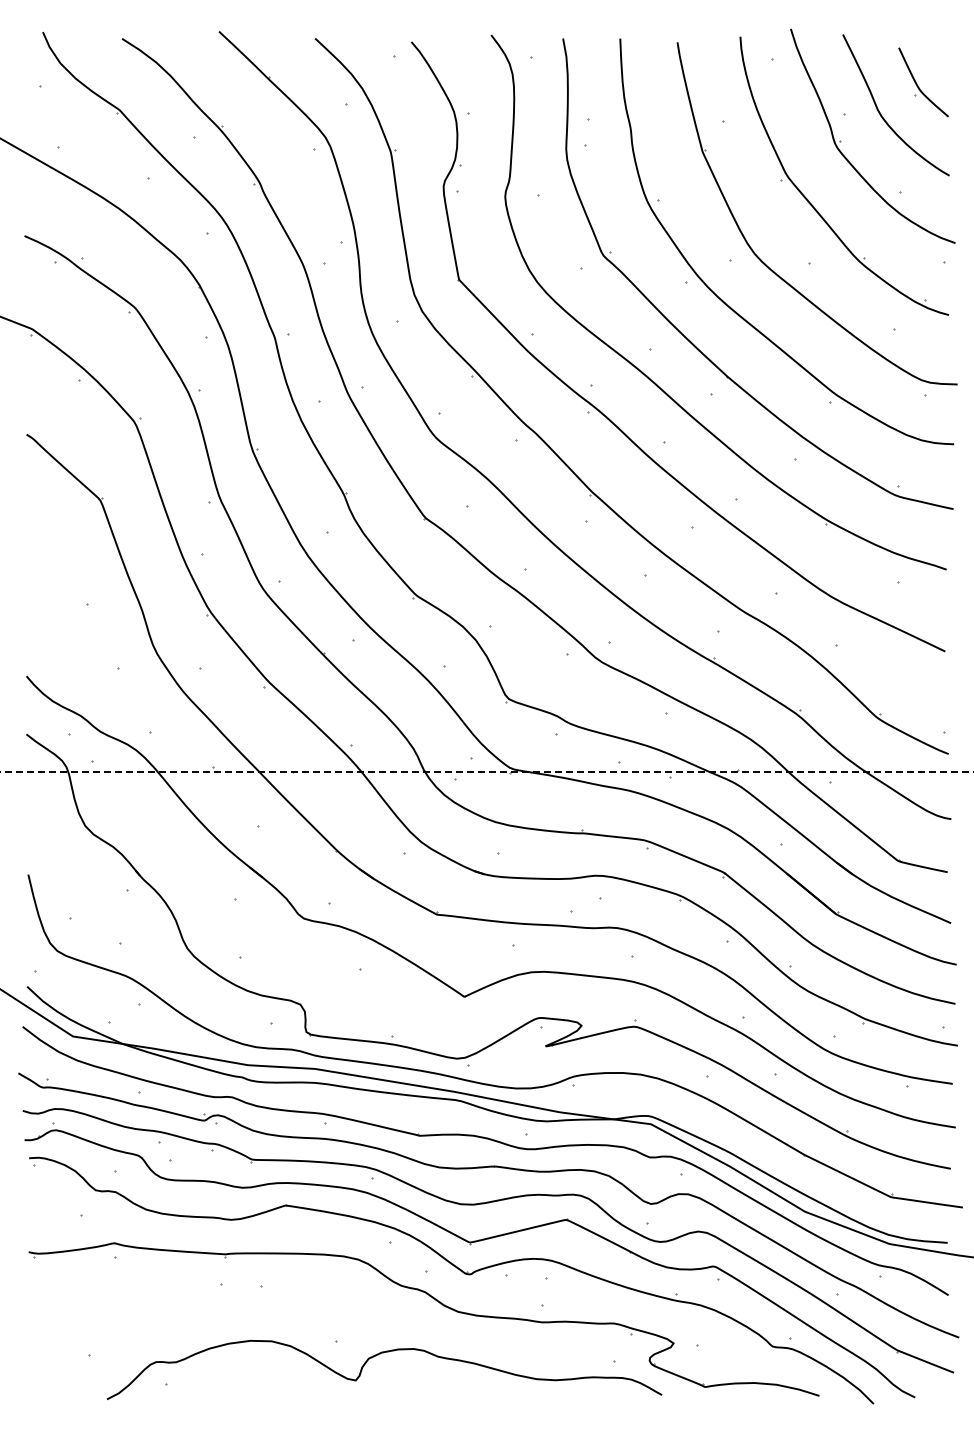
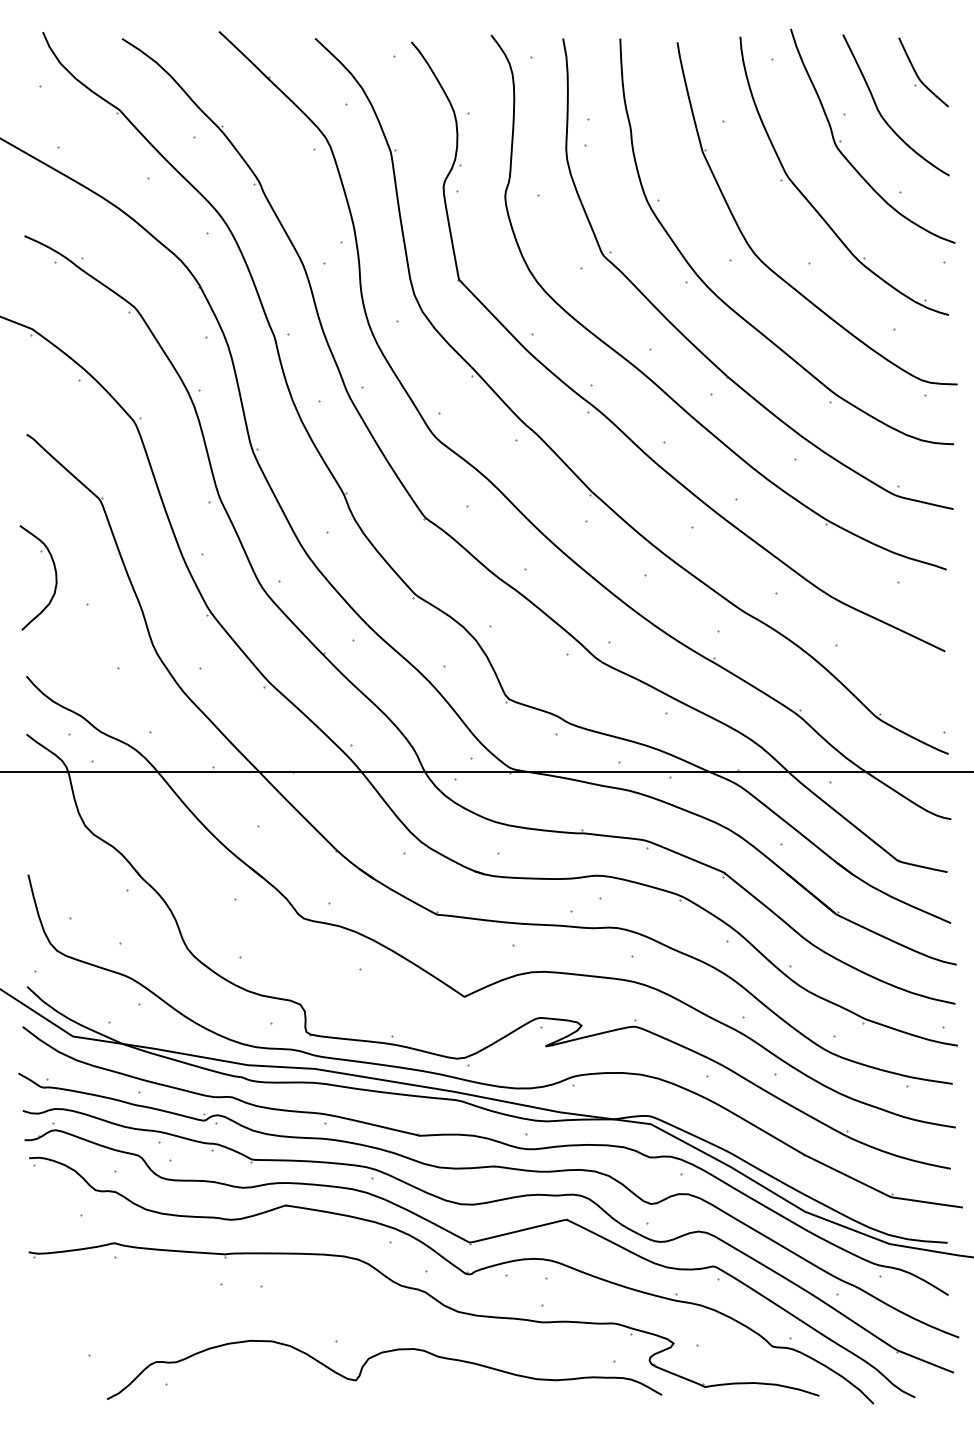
part position: (923, 82) -> (923, 72) (923, 72)
part: none -> present (55, 577)
line: dashed -> solid (487, 772)
